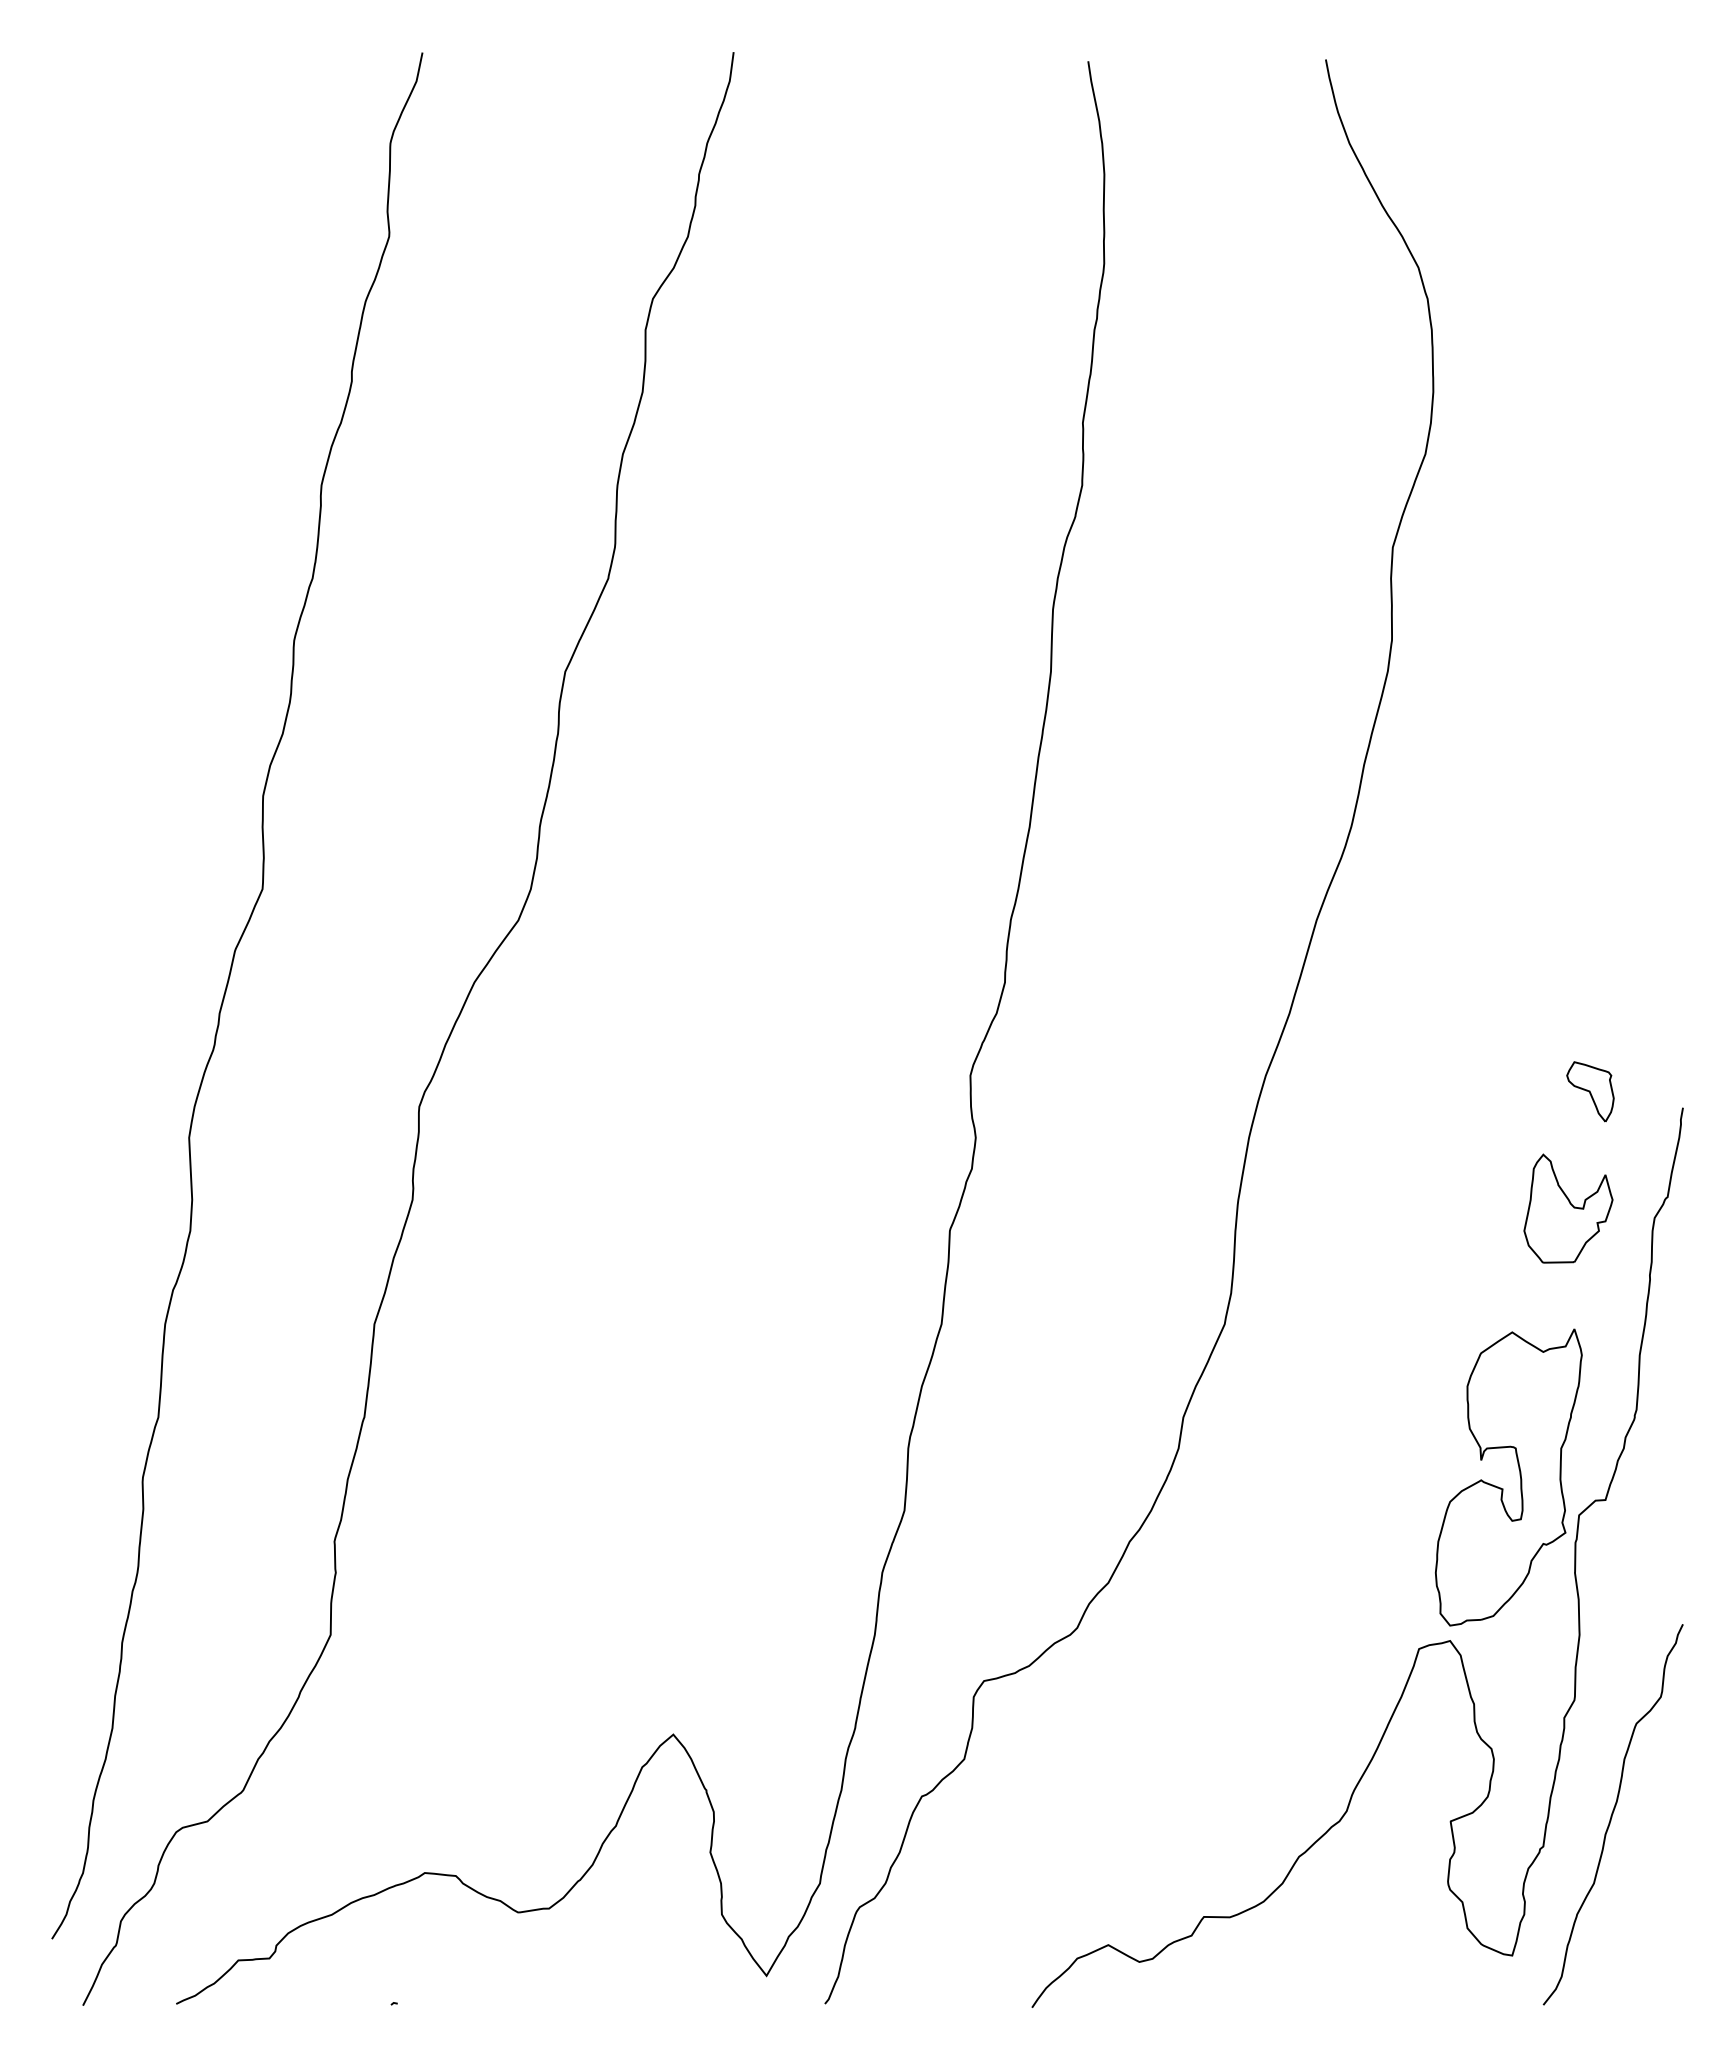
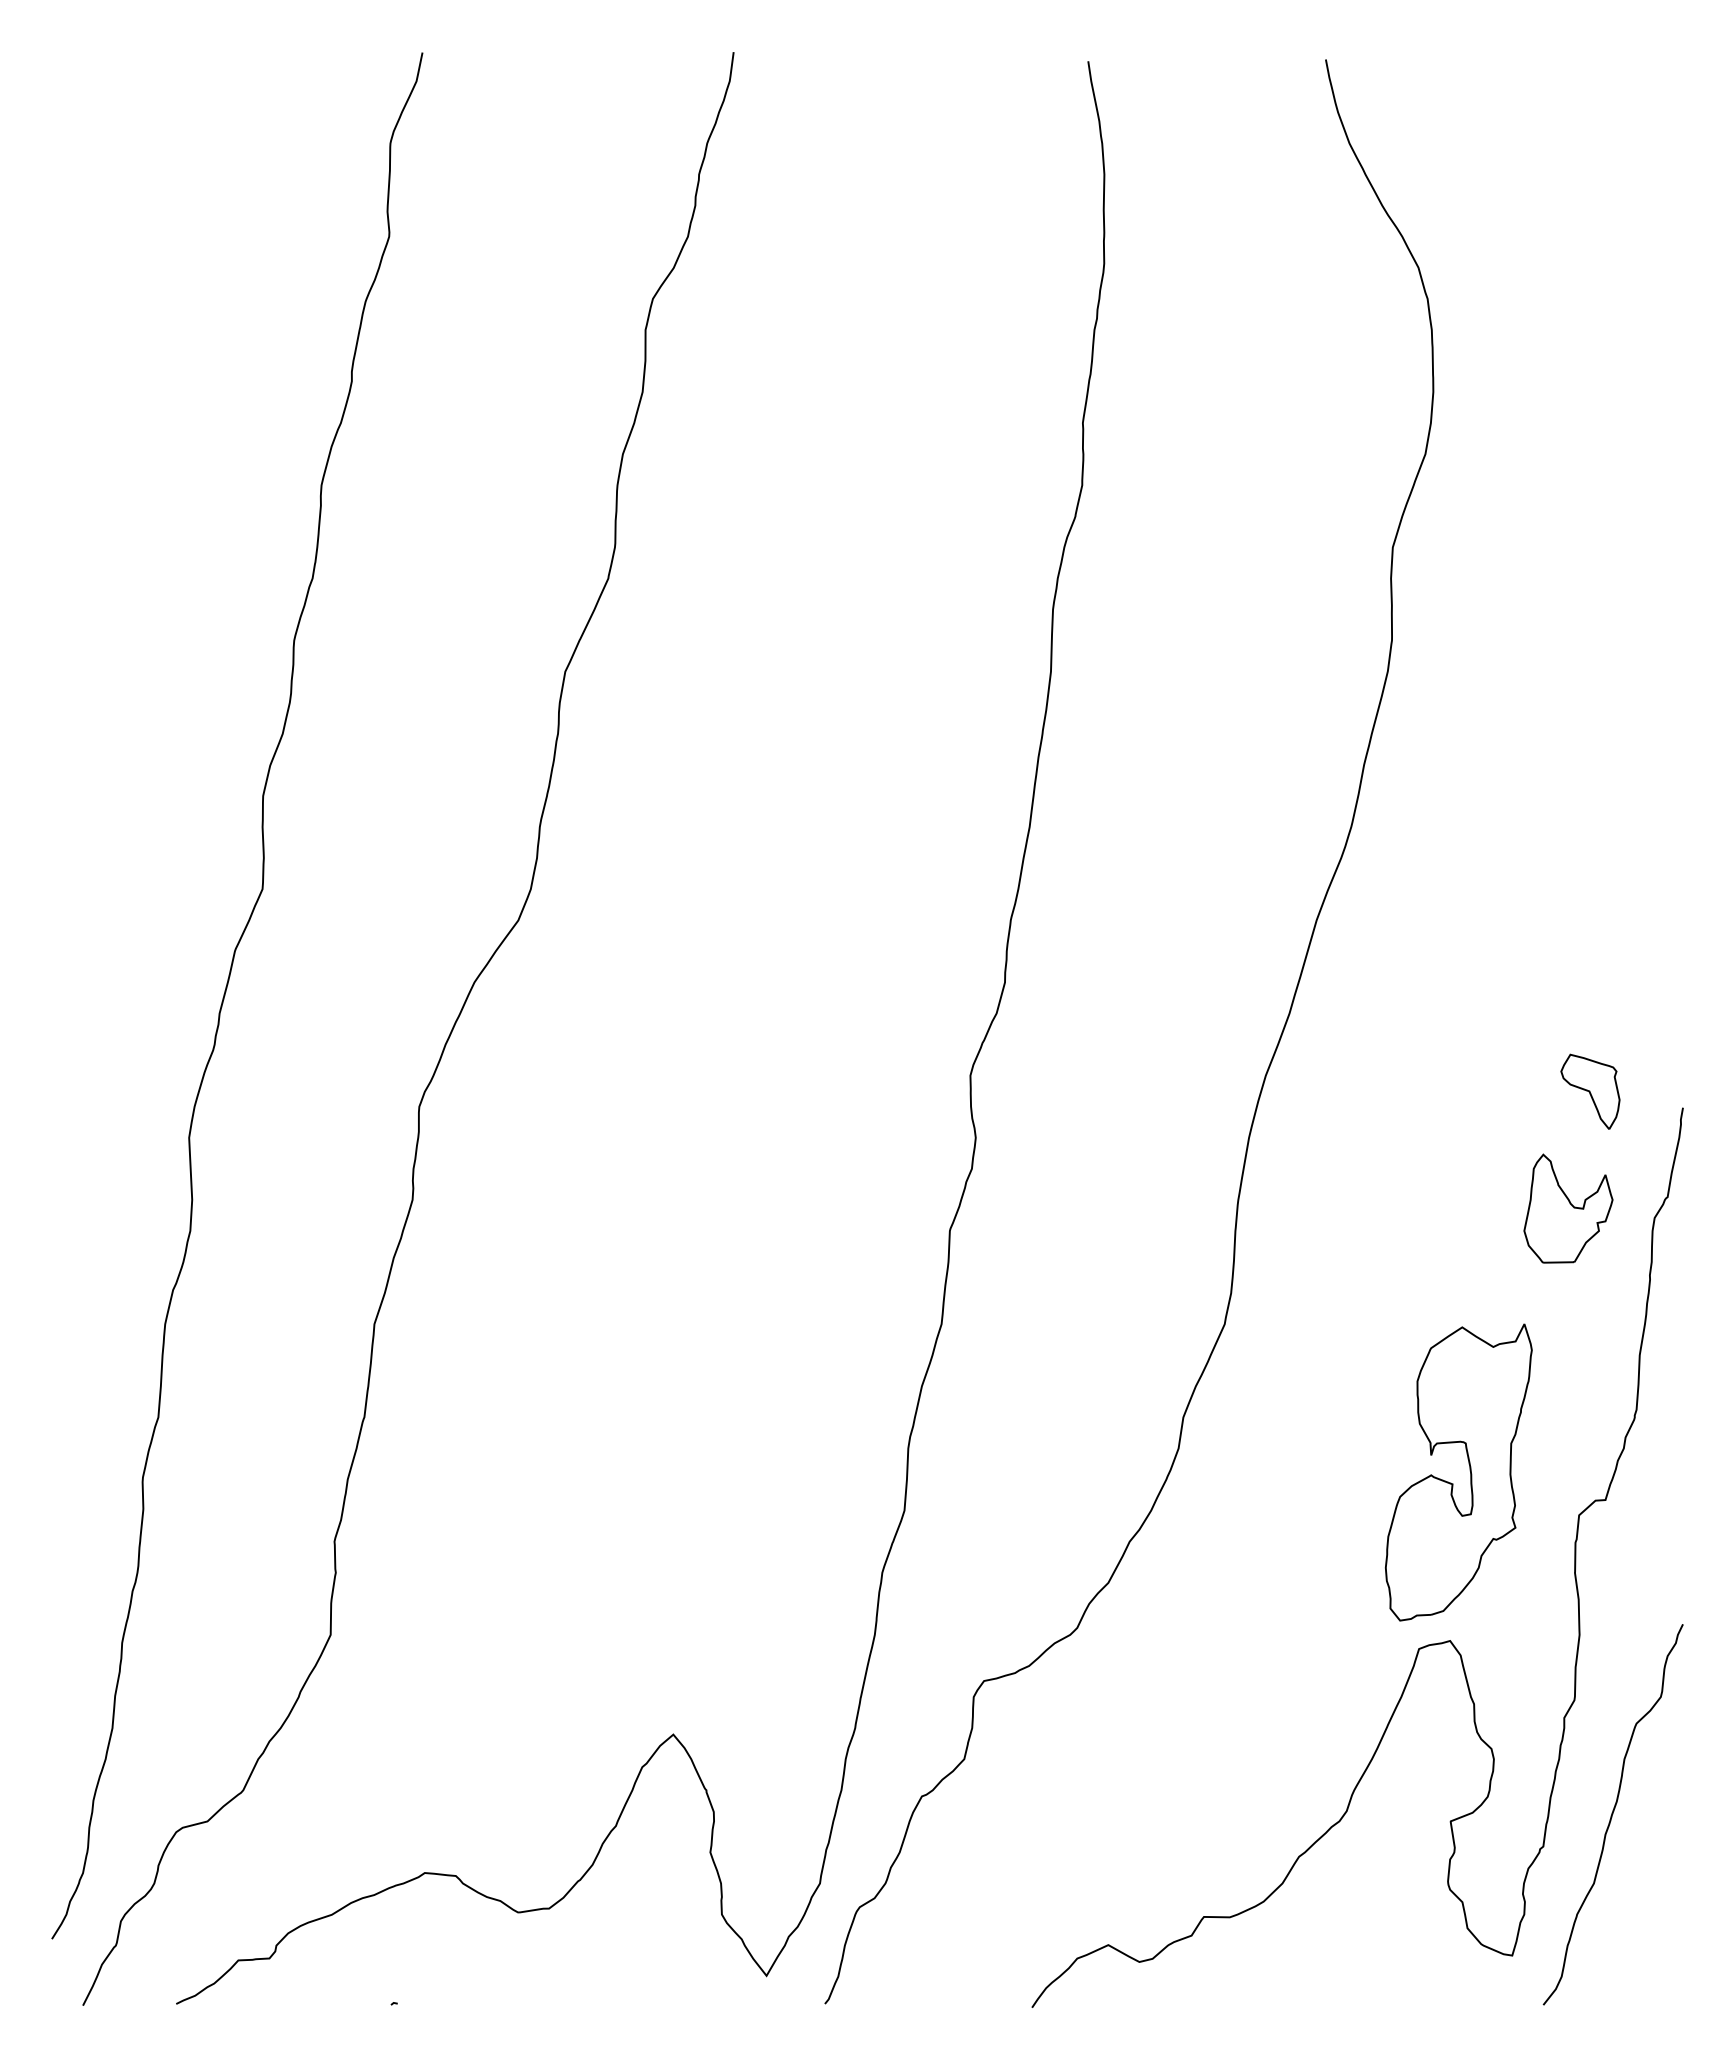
part size: 49x62 px -> 61x77 px (1590, 1091)
part position: (1519, 1475) -> (1469, 1470) (1469, 1470)
